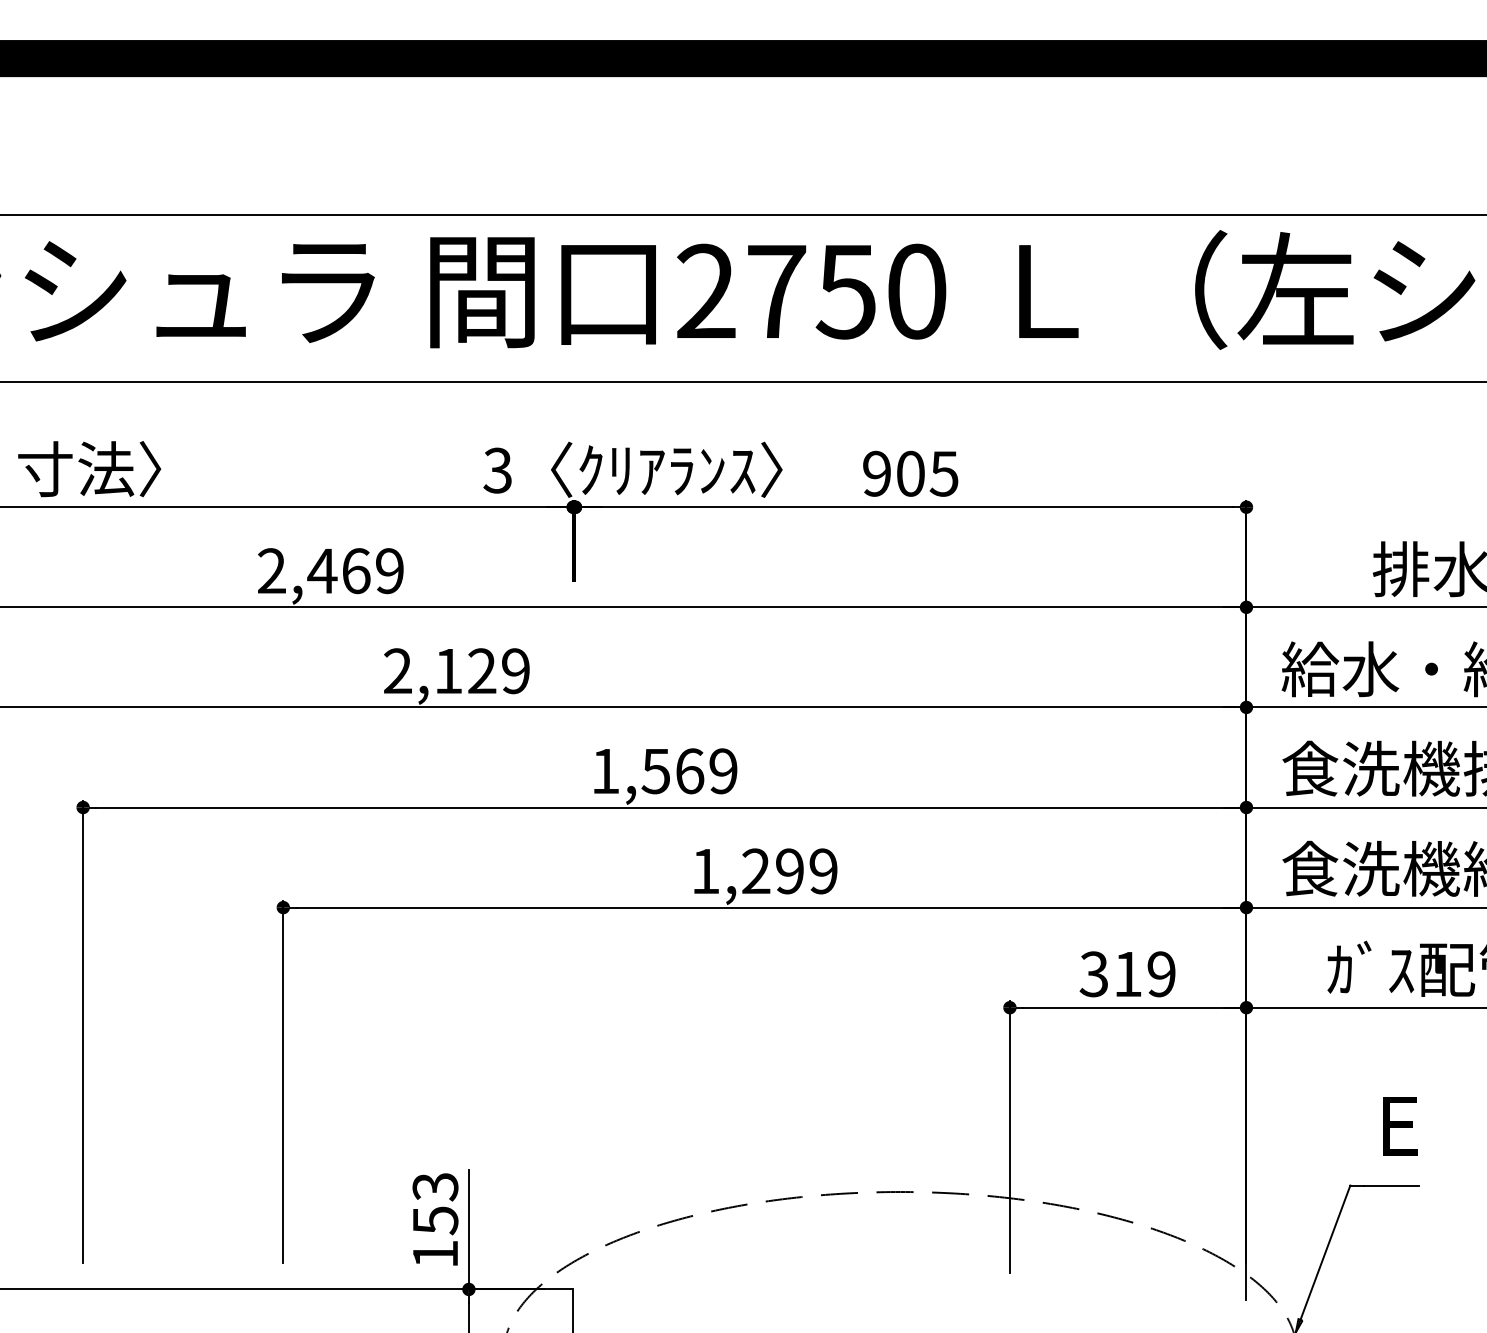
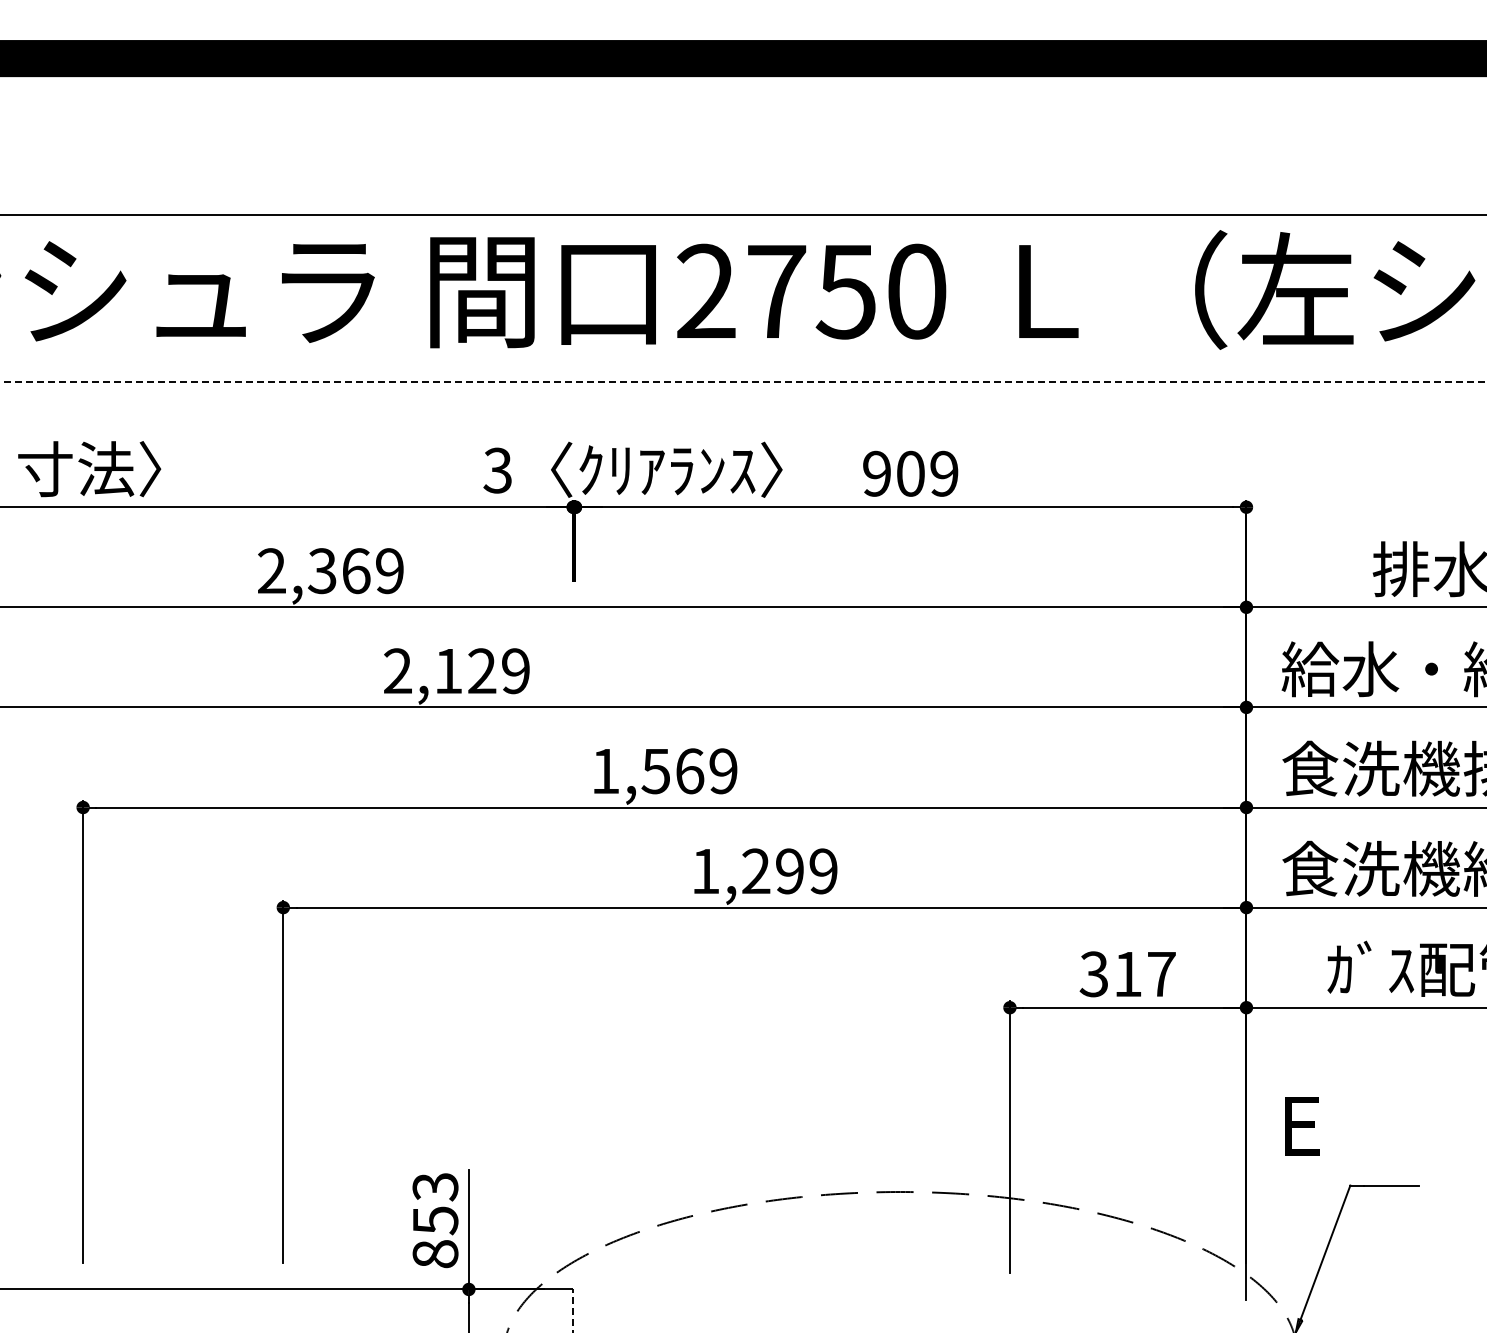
line: solid -> dashed (744, 382)
text: 905 -> 909 (943, 473)
text: 2,469 -> 2,369 (322, 571)
text: 319 -> 317 (1161, 974)
text position: (1400, 1126) -> (1302, 1126) (1302, 1126)
text: 153 -> 853 (435, 1254)
line: solid -> dashed (573, 1310)
